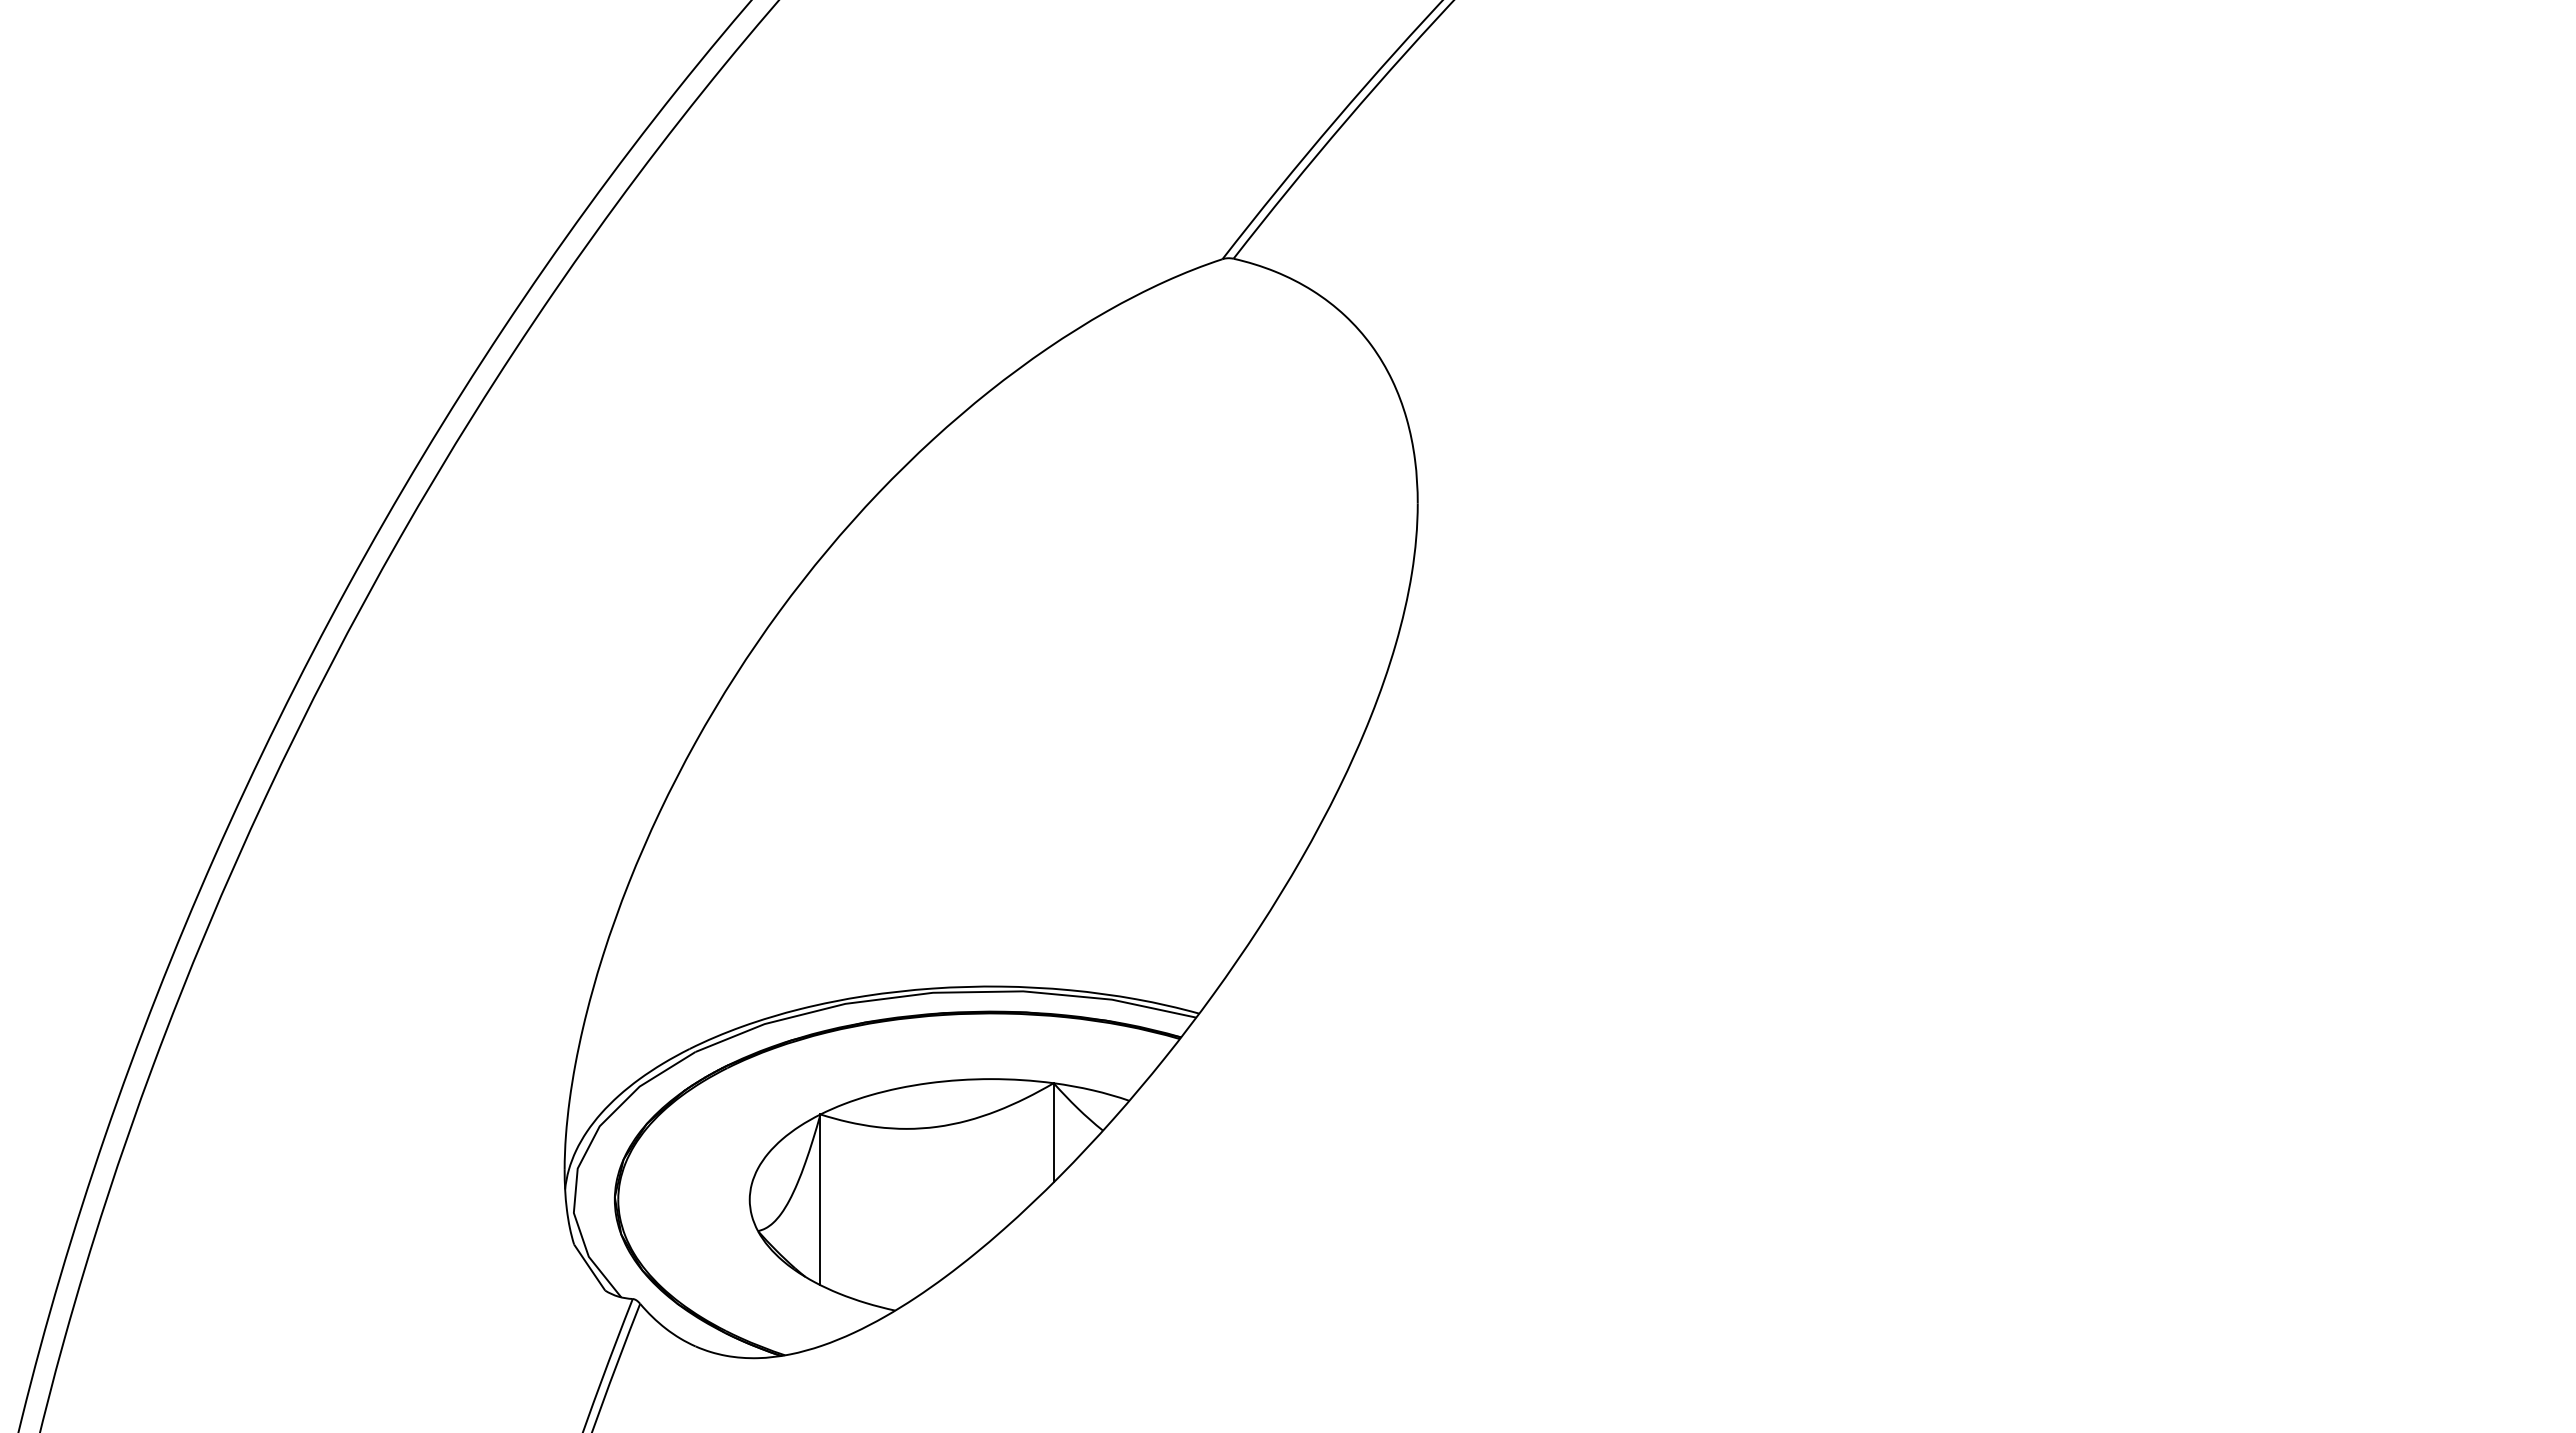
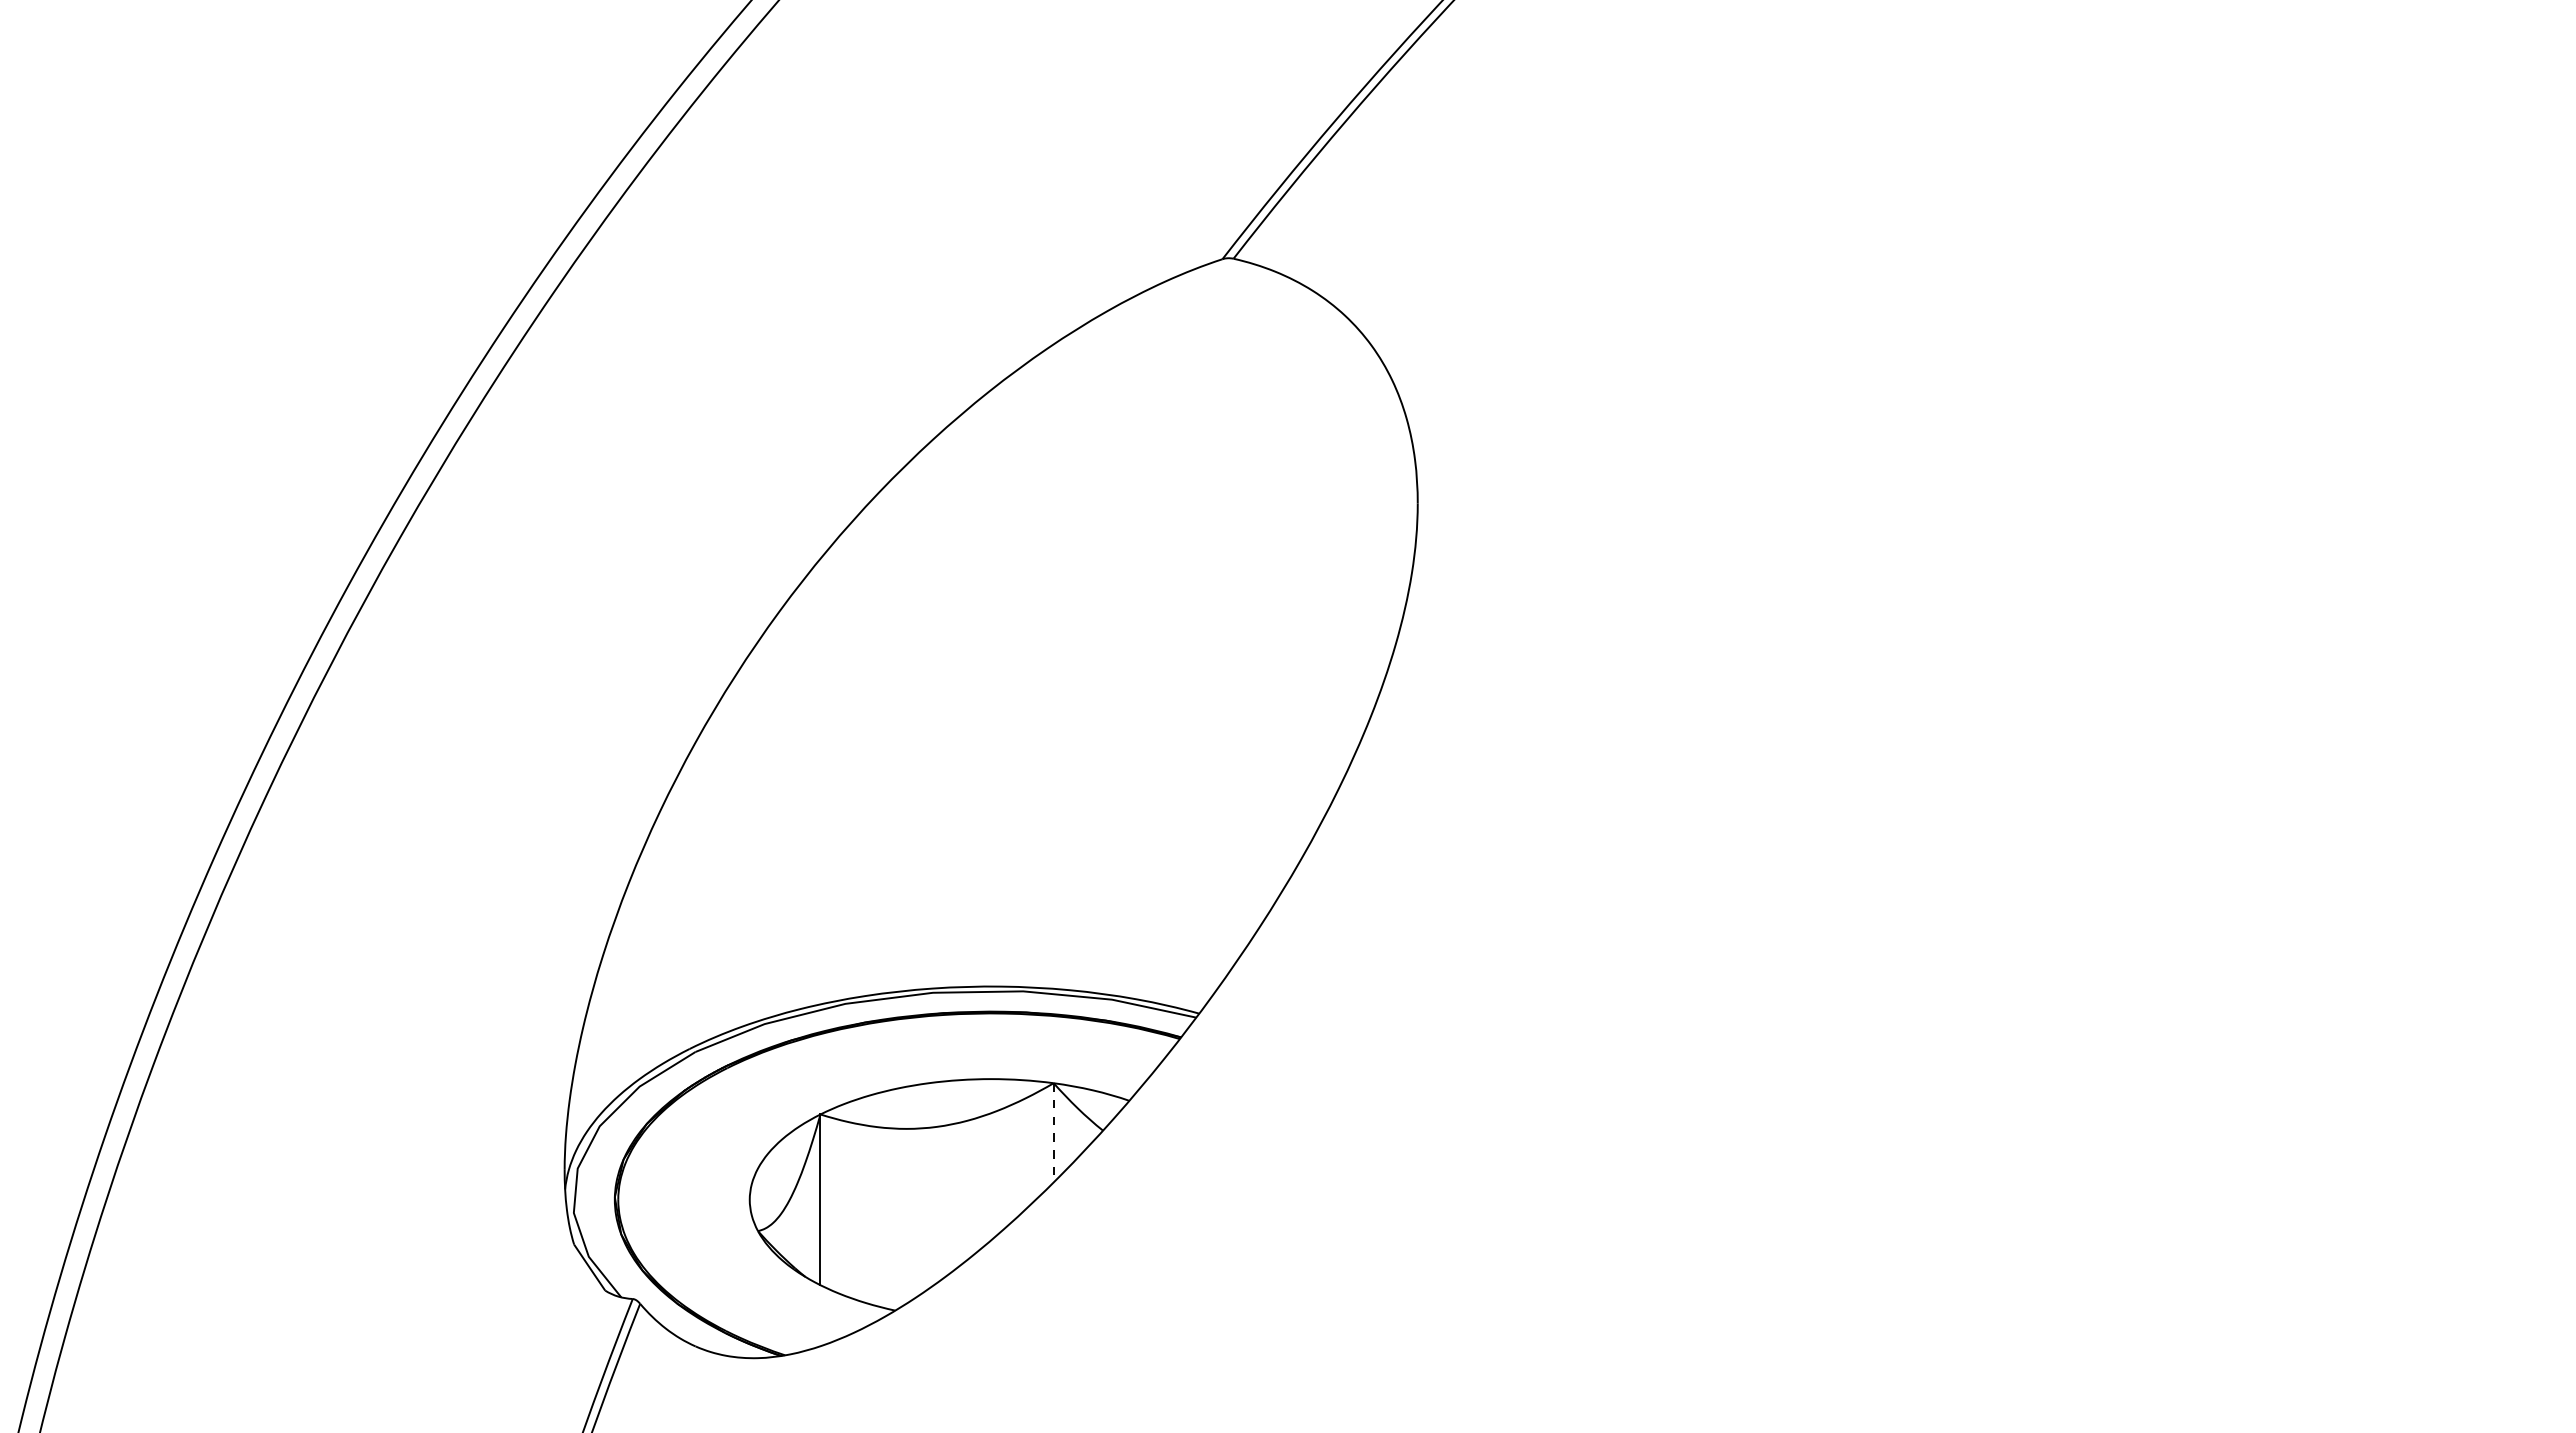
line: solid -> dashed (1053, 1132)
